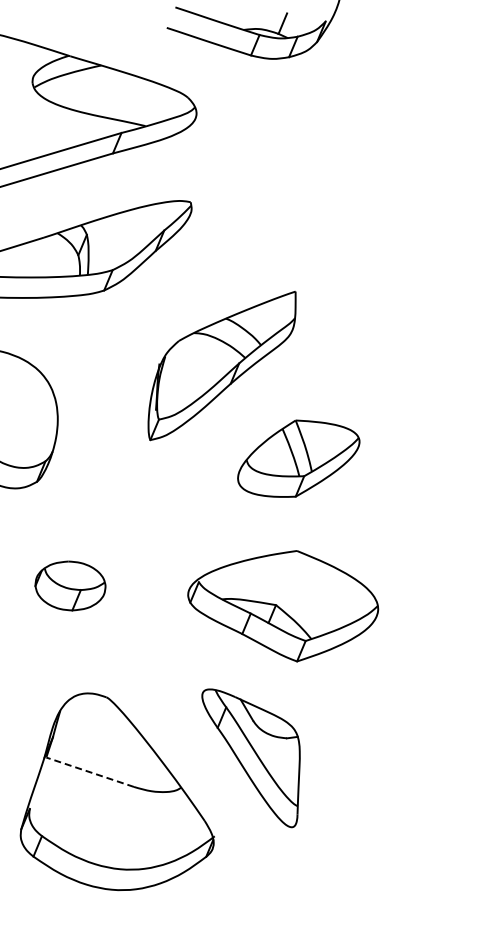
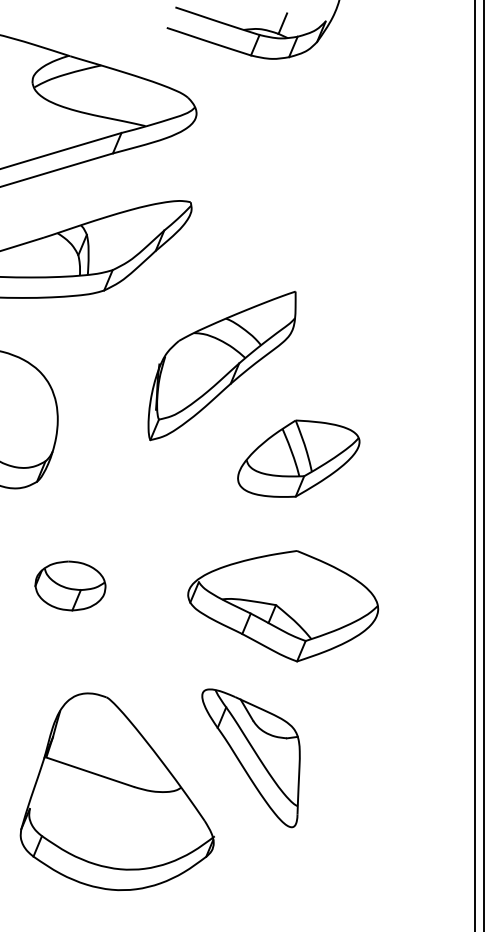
line: none -> present (475, 465)
line: none -> present (483, 465)
line: dashed -> solid (89, 772)
